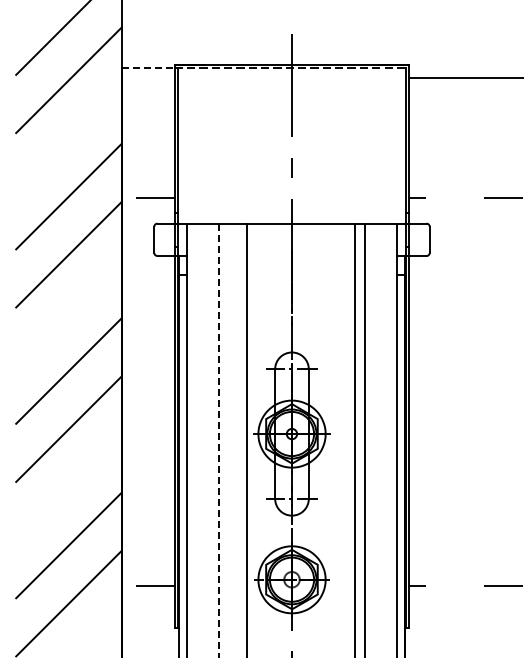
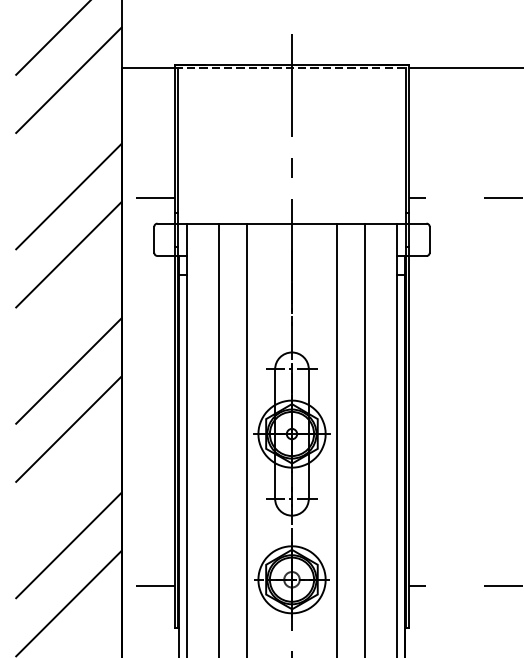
line: dashed -> solid (149, 68)
line position: (464, 78) -> (464, 68) (464, 68)
line position: (355, 438) -> (337, 438) (337, 438)
line: dashed -> solid (219, 440)
